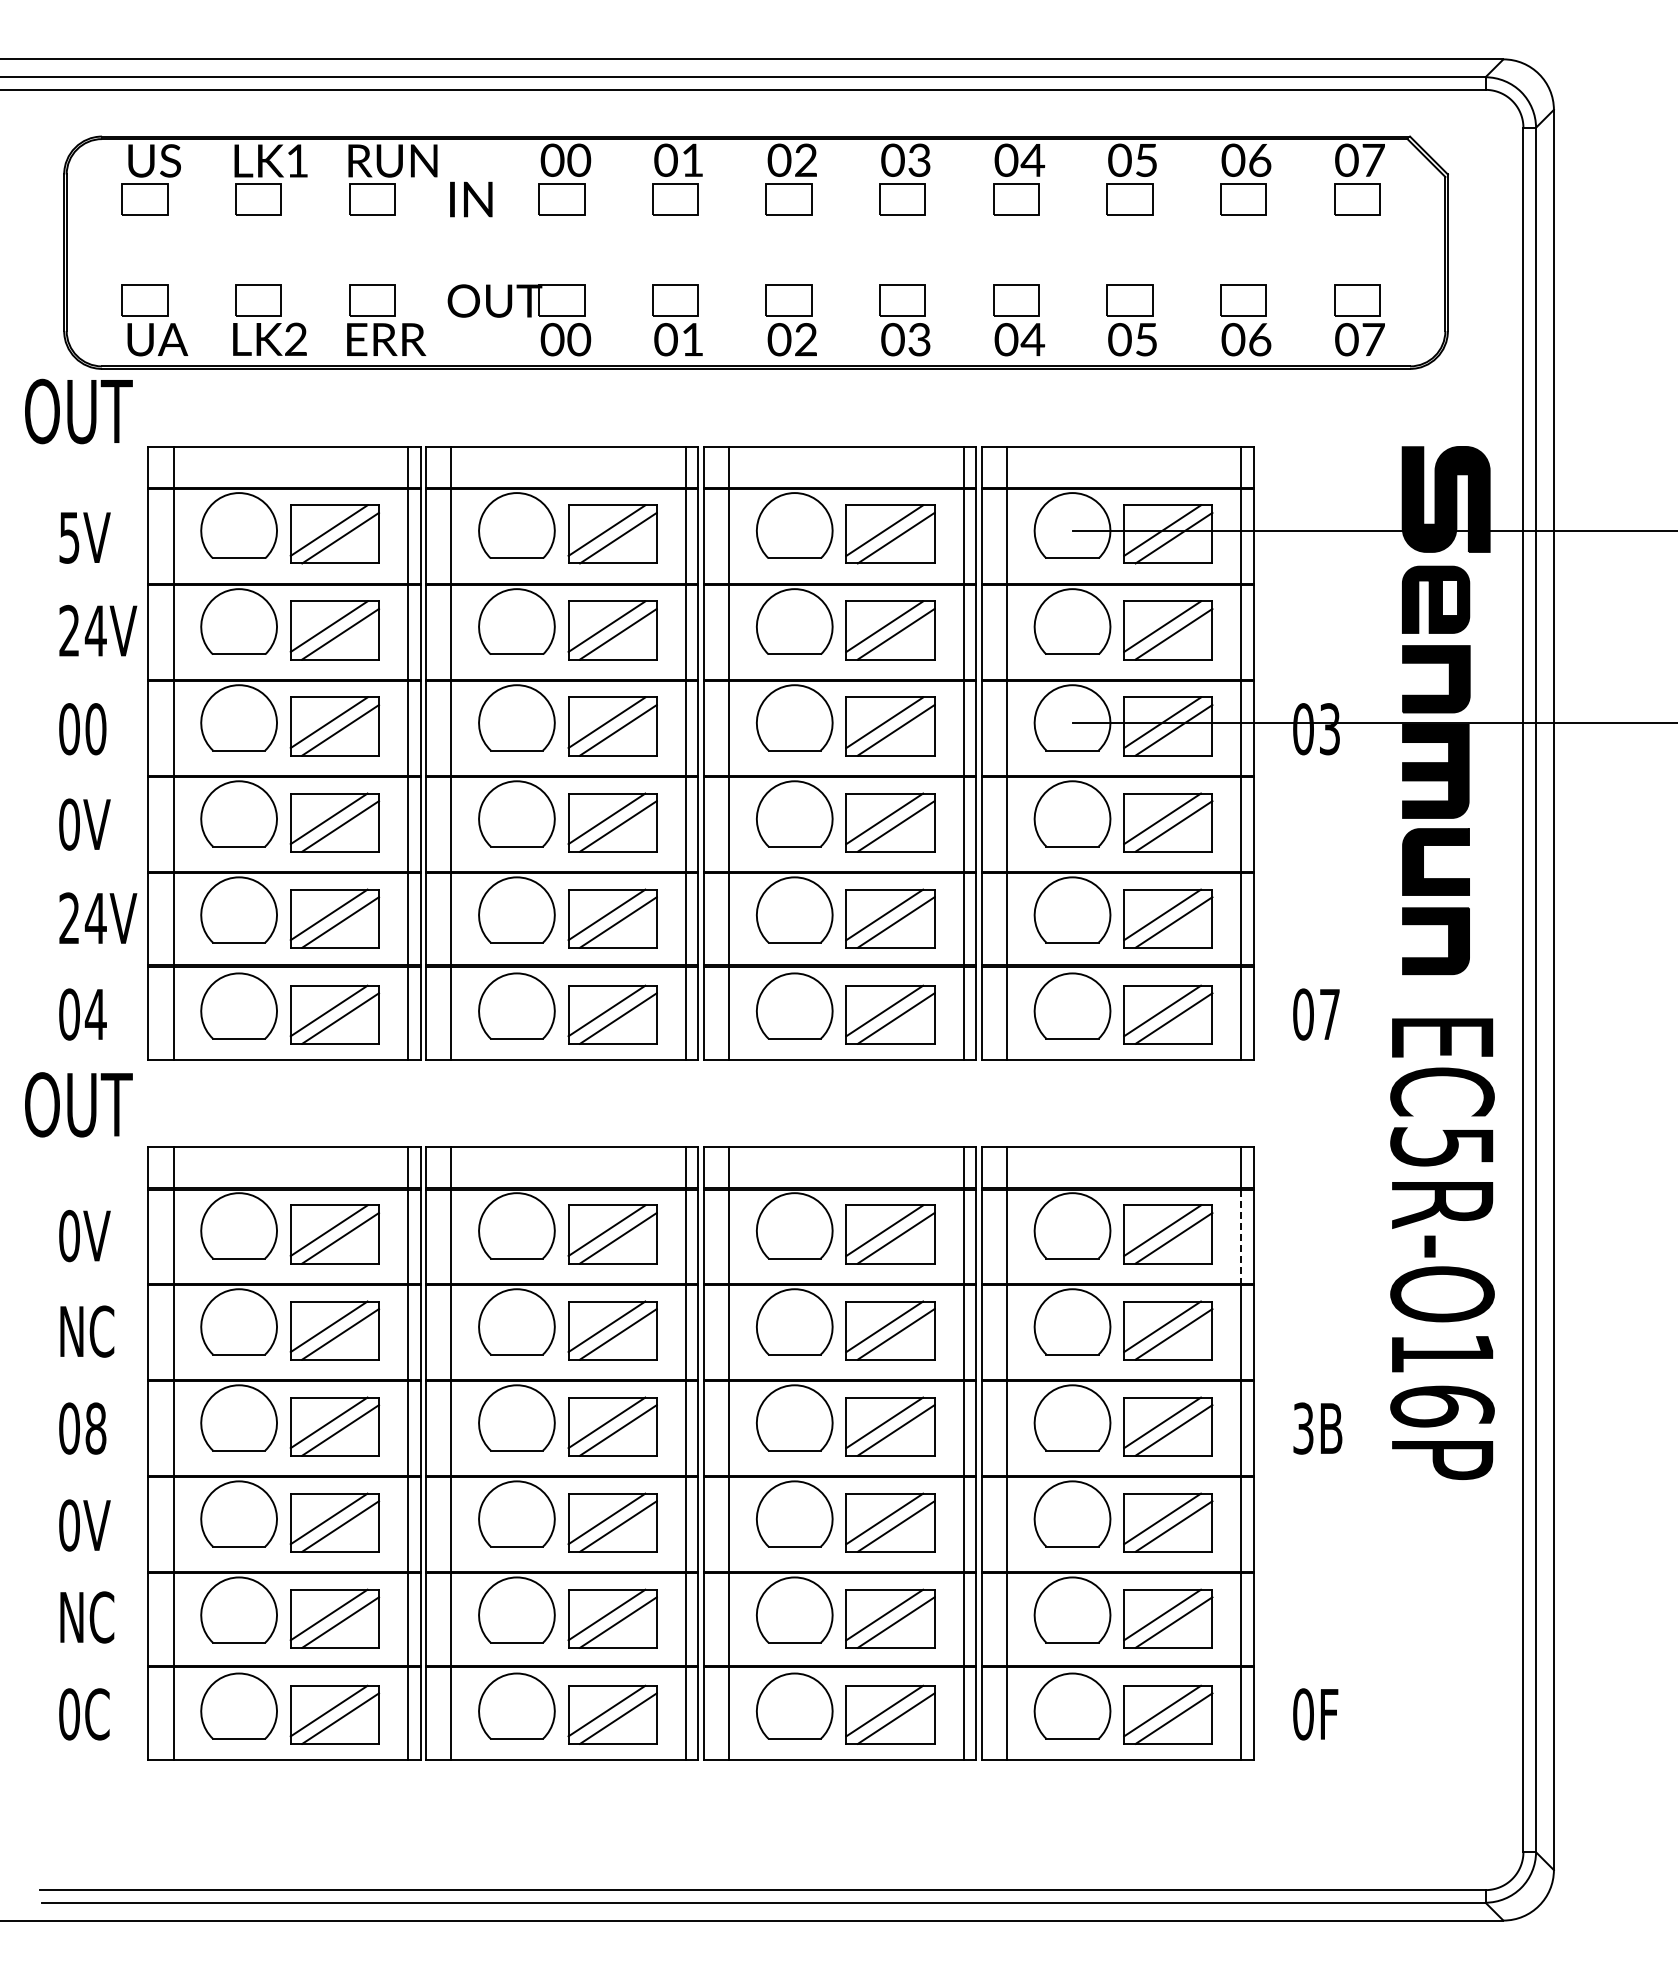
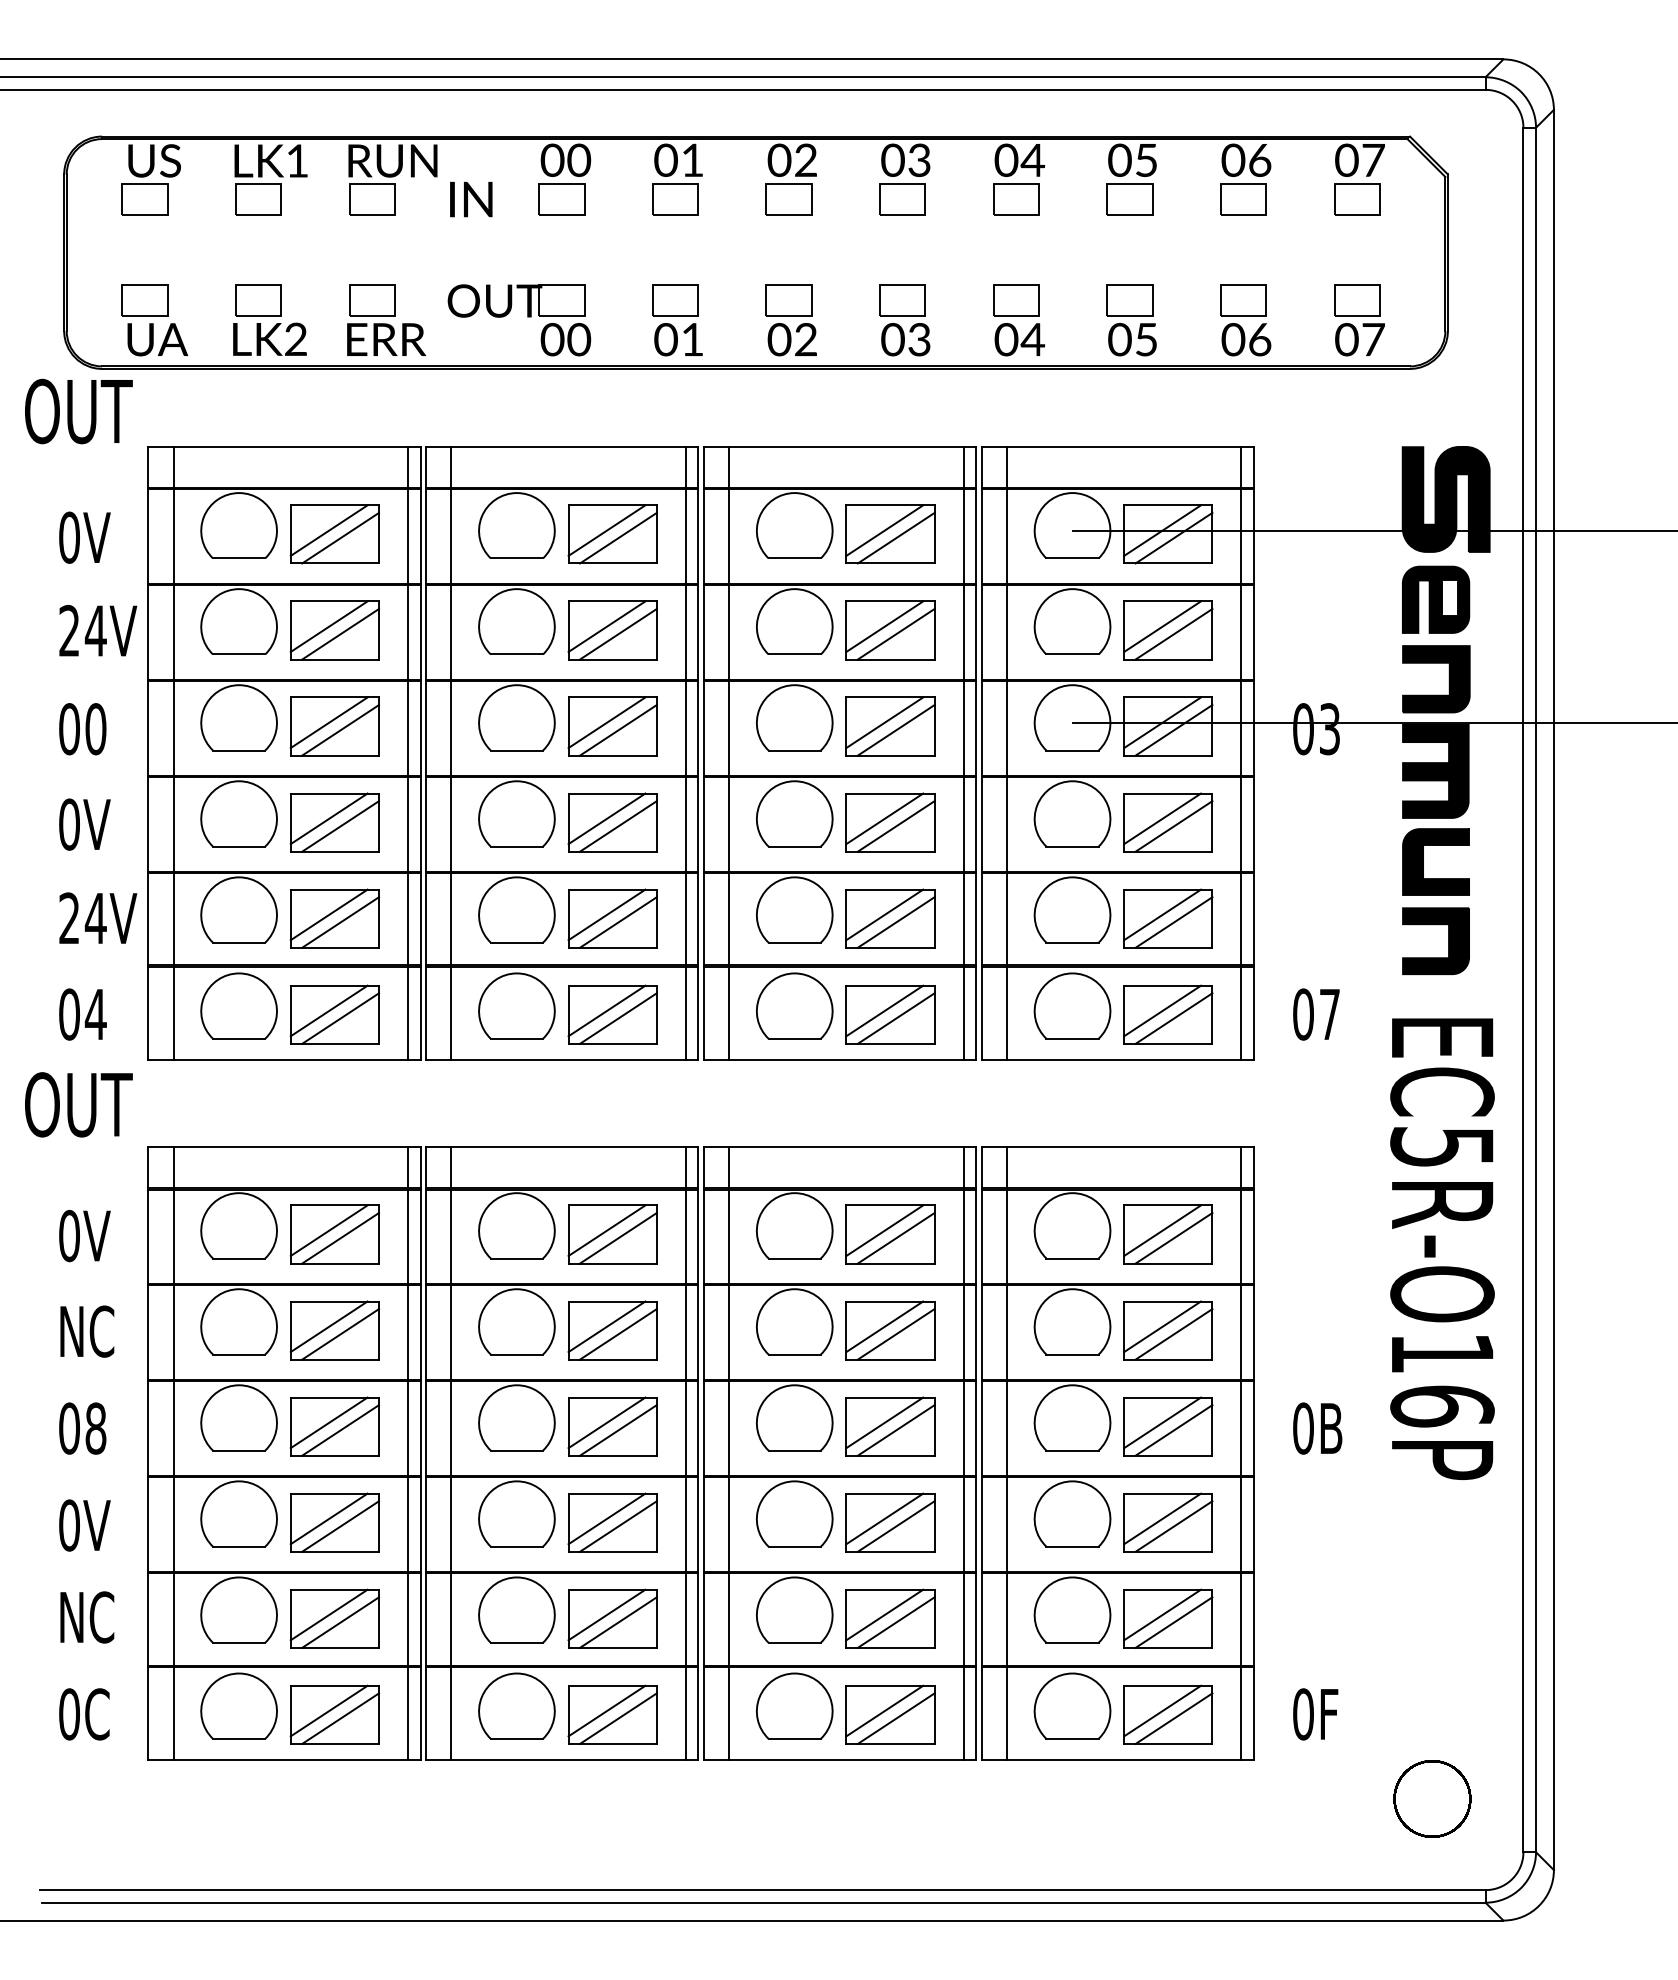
text: 5V -> 0V (69, 537)
line: dashed -> solid (1241, 1237)
text: 3B -> 0B (1303, 1428)
part: none -> present (1432, 1798)
